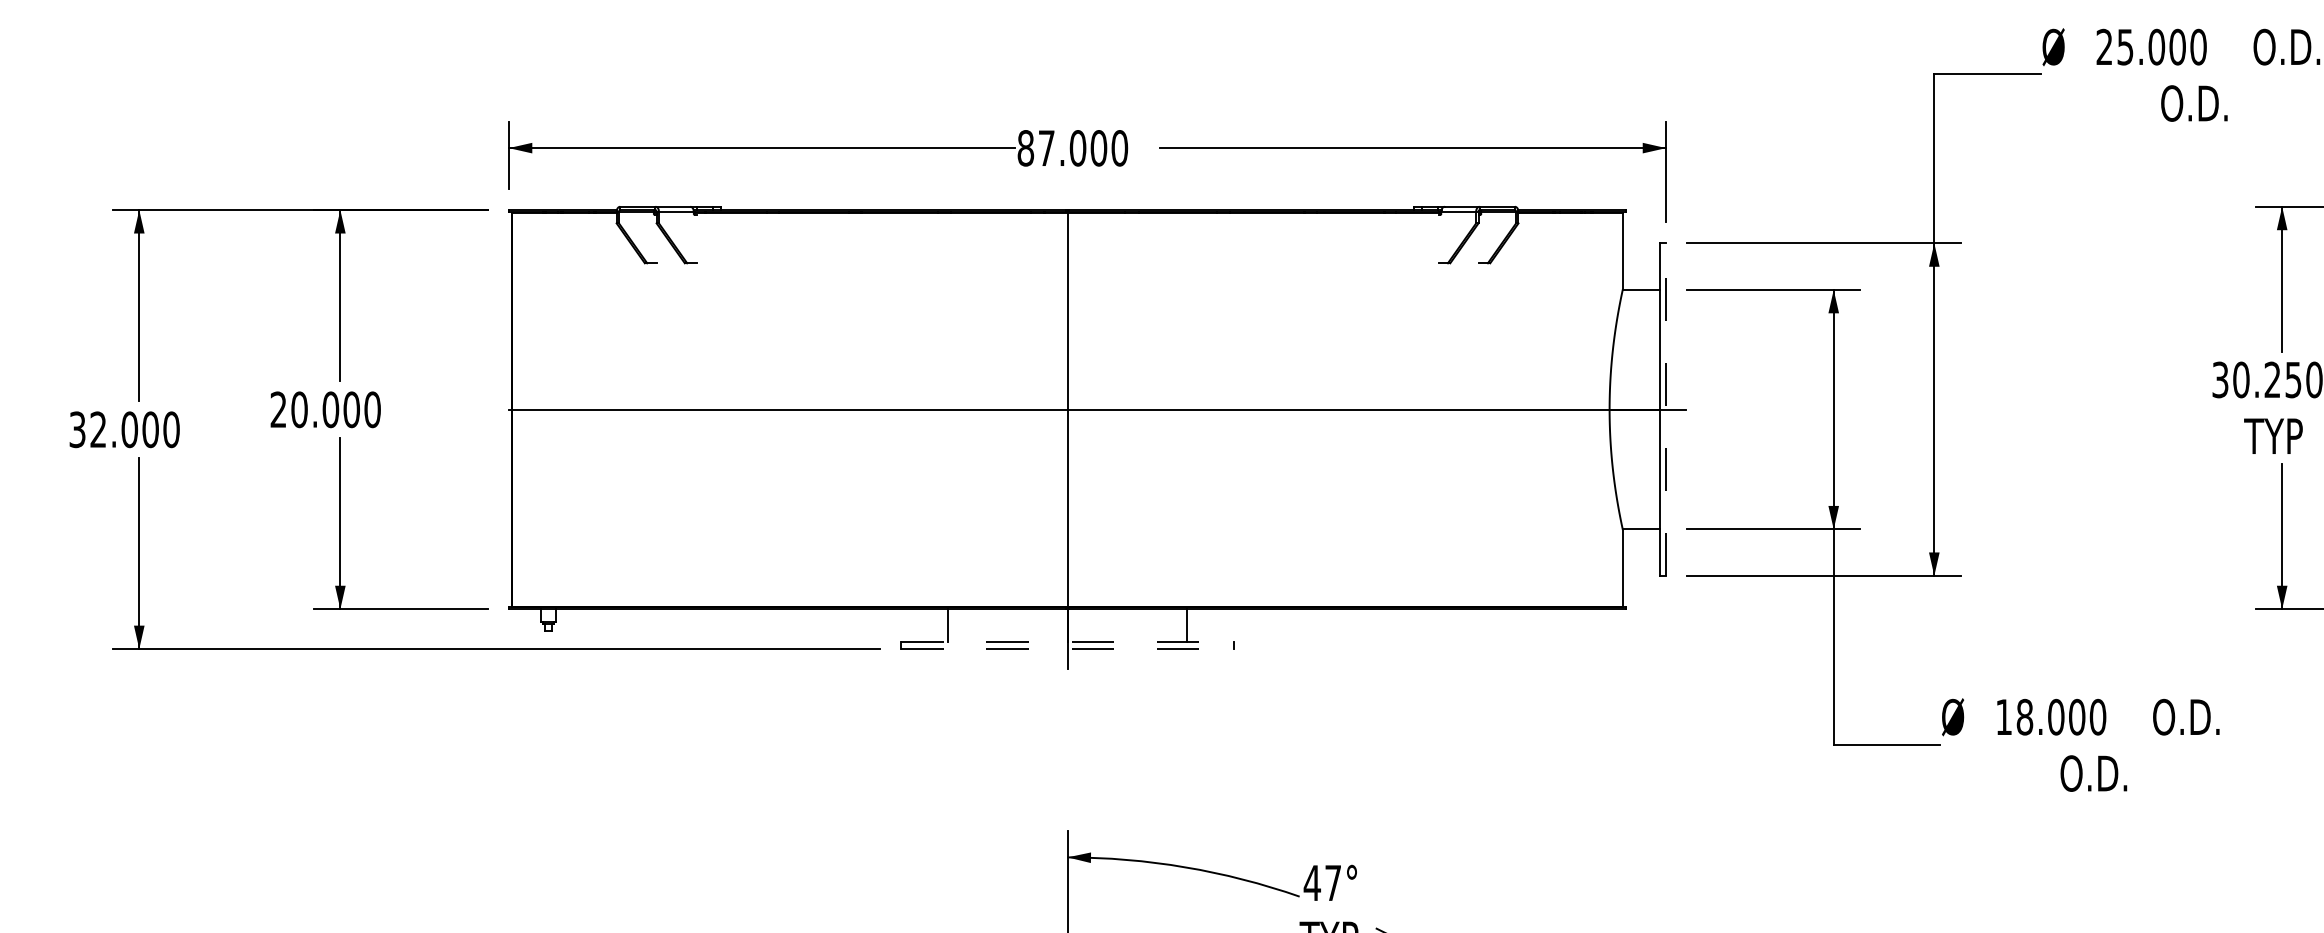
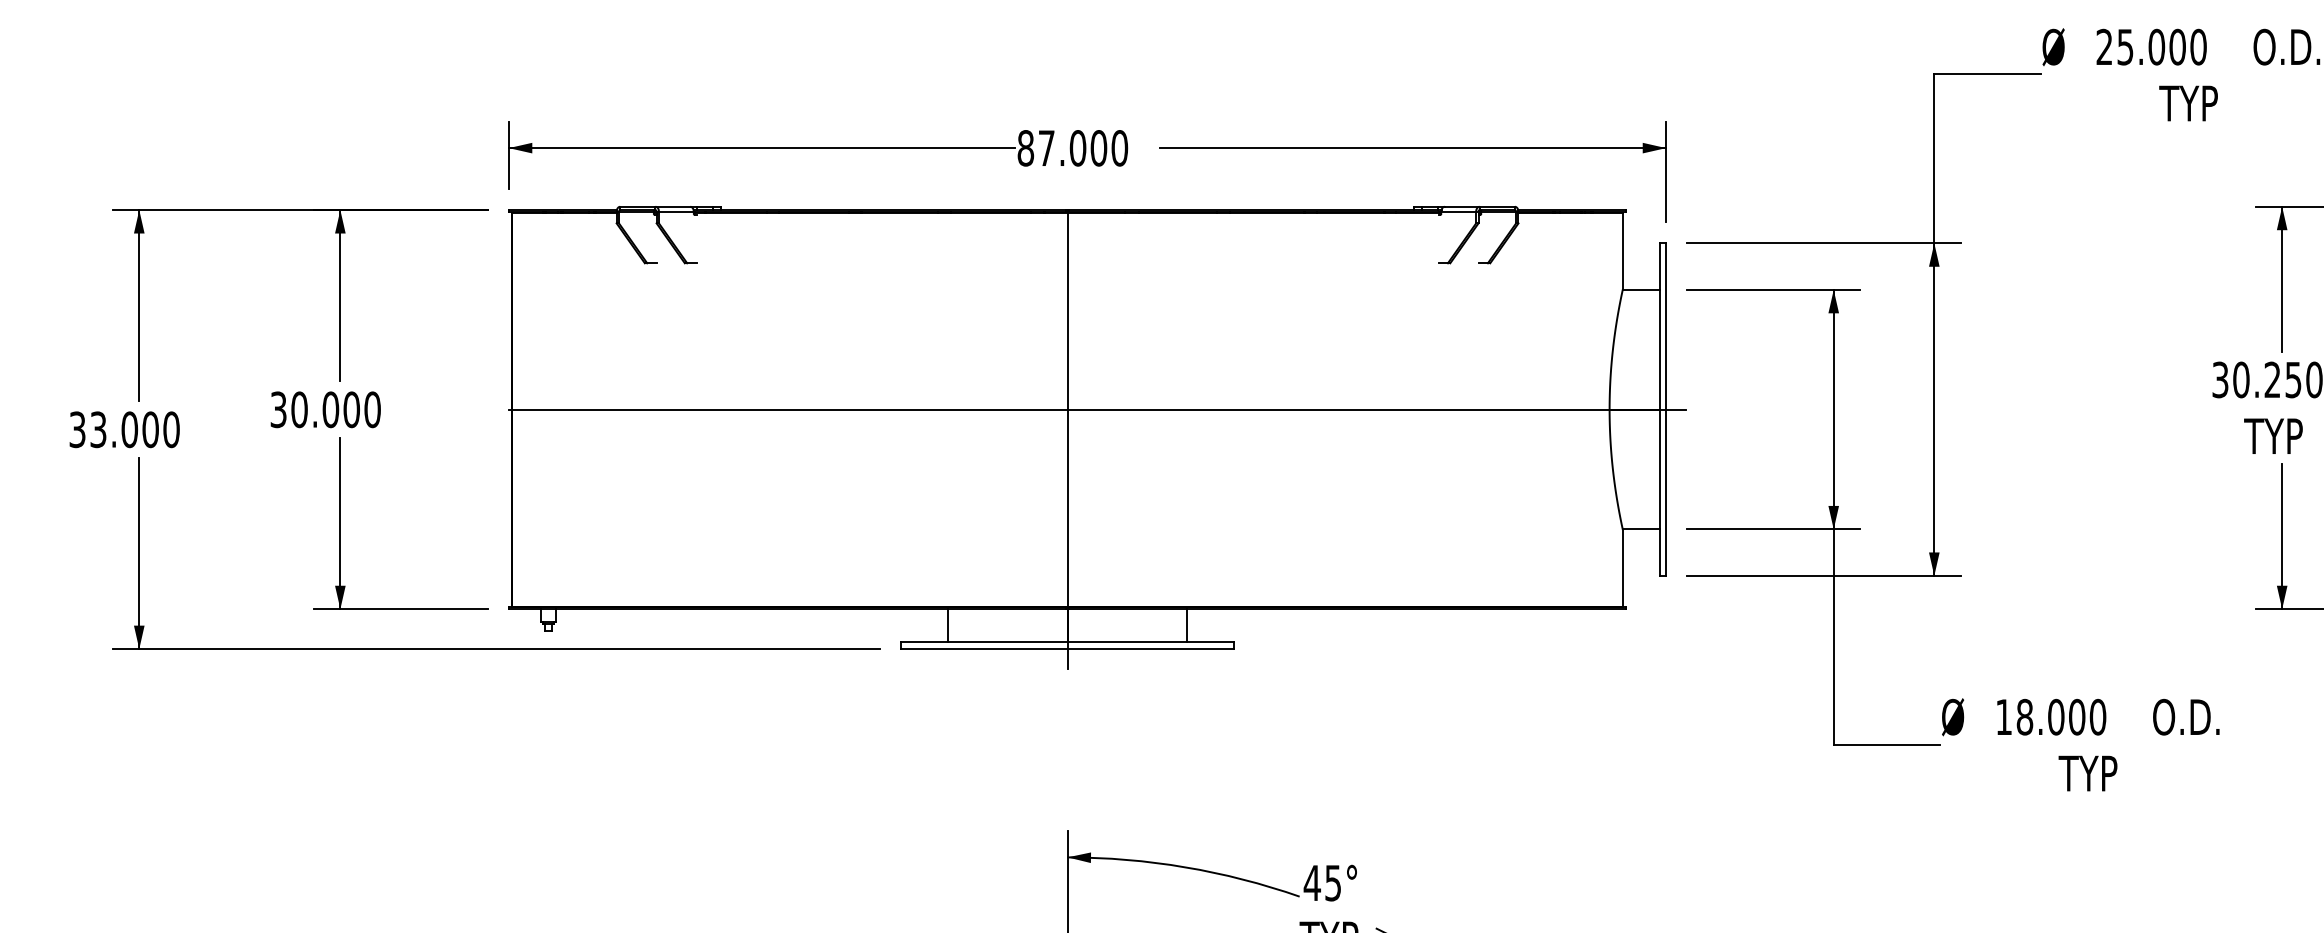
text: O.D. -> TYP (2193, 103)
text: 20.000 -> 30.000 (278, 409)
line: dashed -> solid (1666, 409)
text: 32.000 -> 33.000 (98, 429)
line: dashed -> solid (1068, 642)
line: dashed -> solid (1068, 649)
text: O.D. -> TYP (2092, 773)
text: 47° -> 45° (1332, 883)
